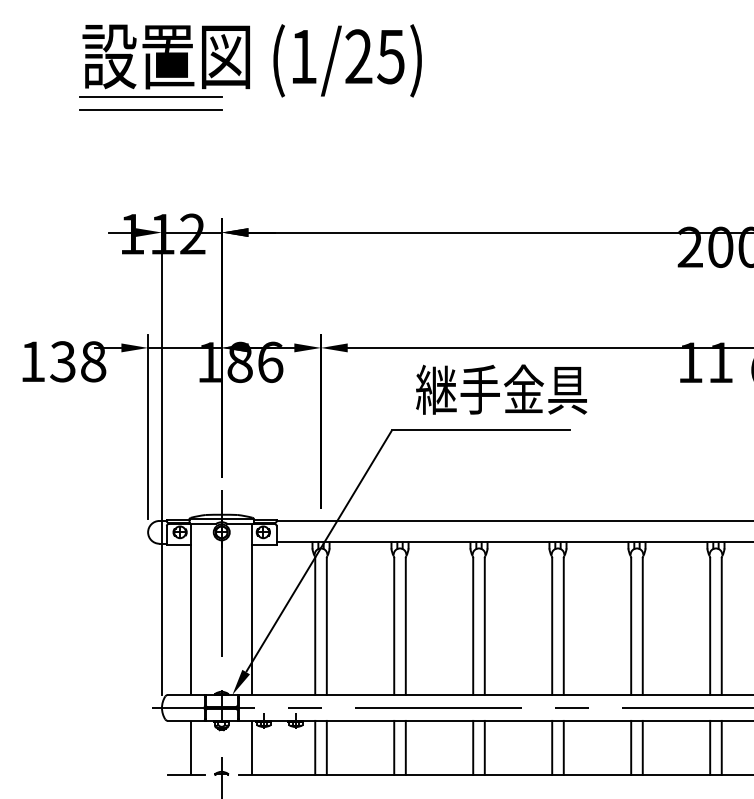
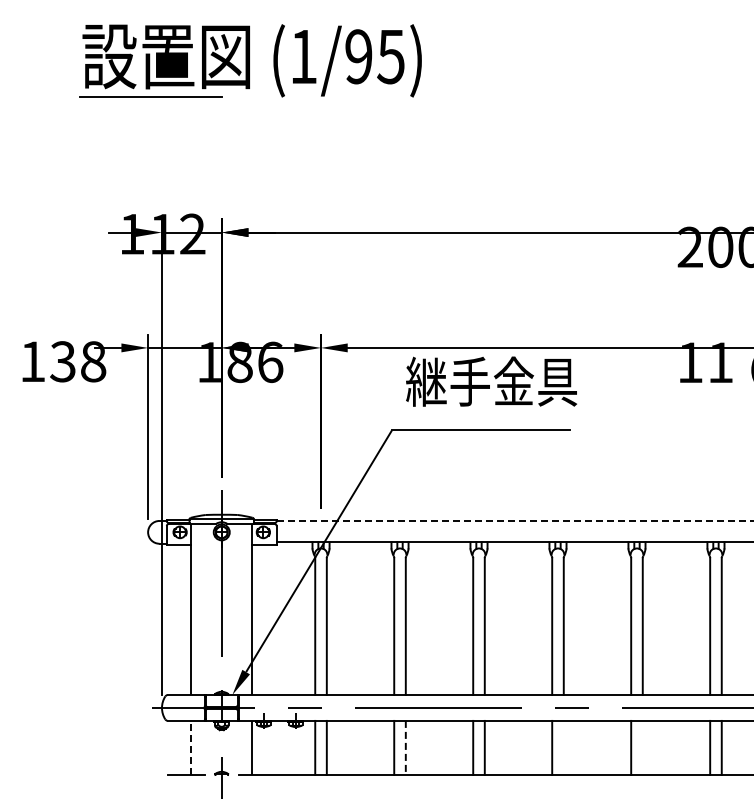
text: (1/25) -> (1/95) (358, 56)
line: present -> none (150, 110)
text position: (501, 389) -> (491, 381) (491, 381)
line: solid -> dashed (515, 520)
line: solid -> dashed (191, 747)
line: present -> none (563, 747)
line: present -> none (642, 747)
line: solid -> dashed (405, 748)
